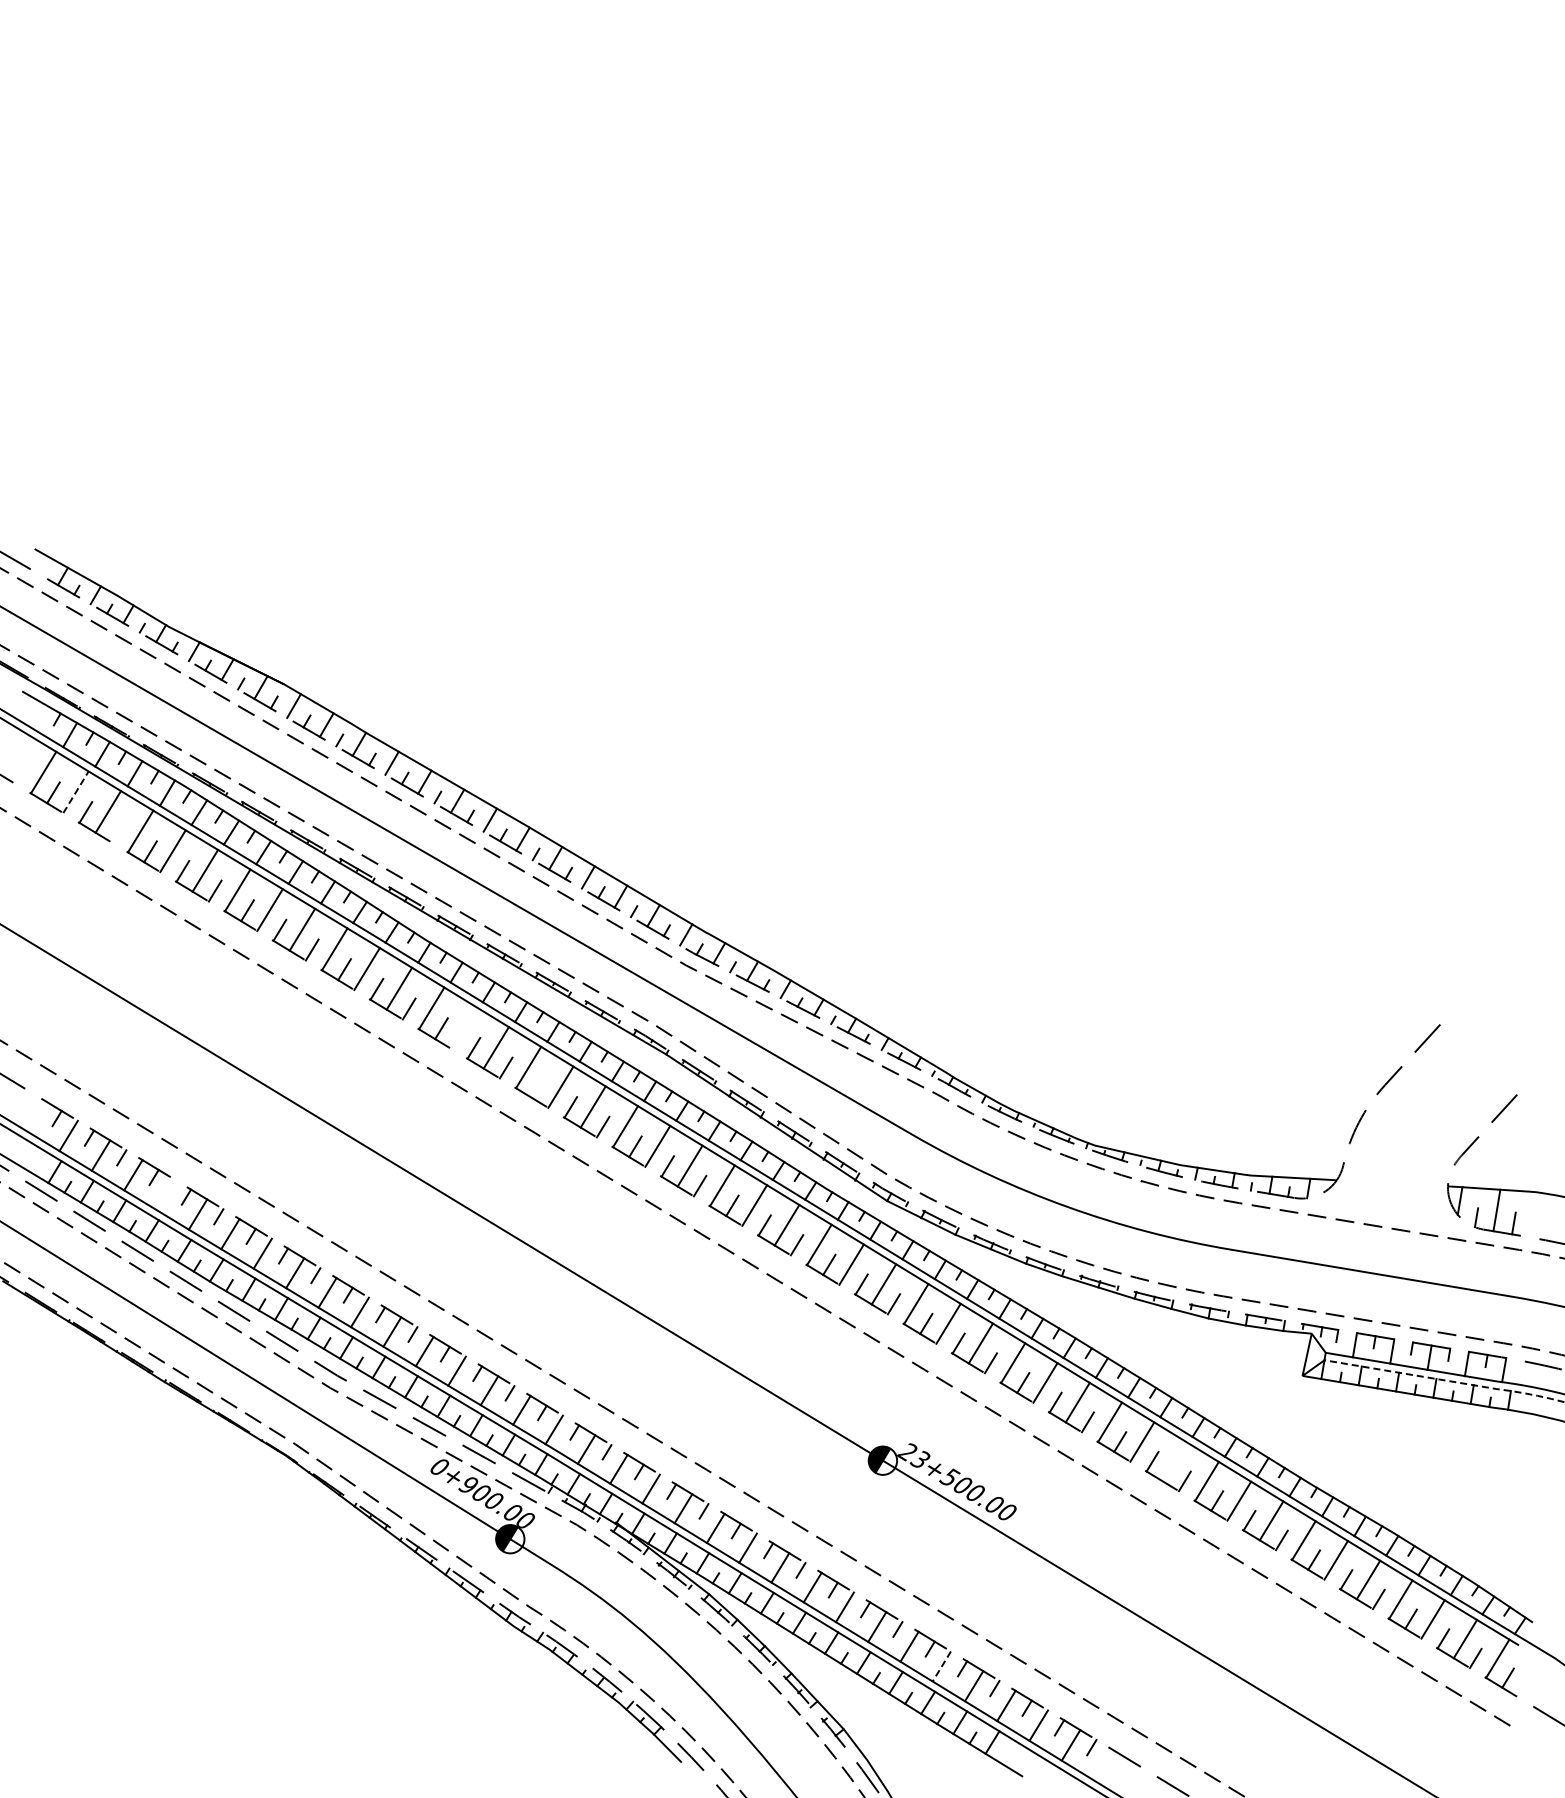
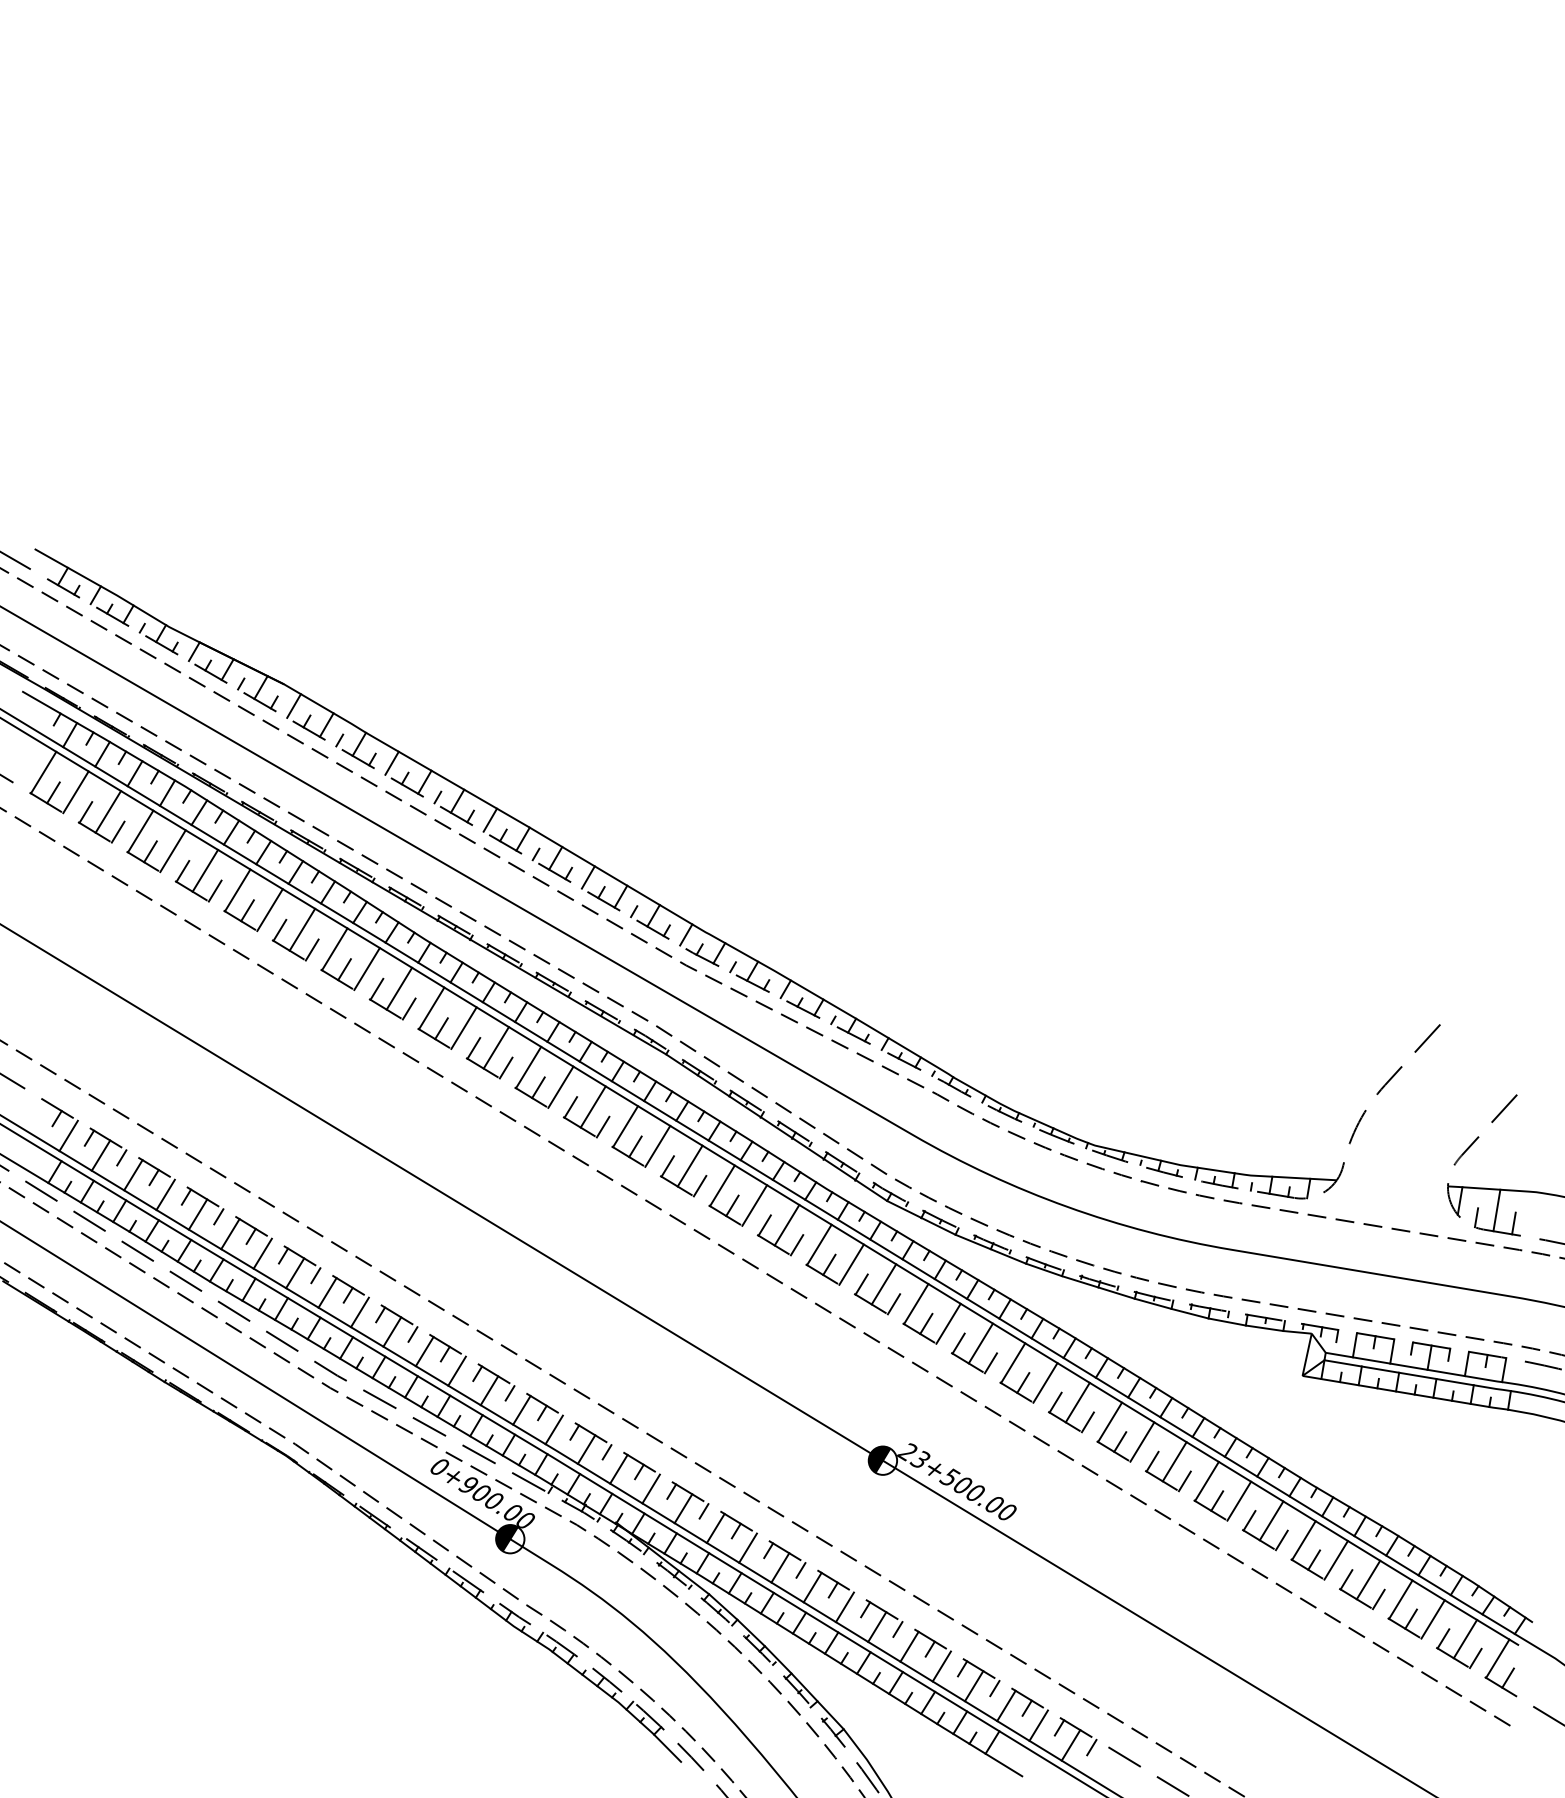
line: dashed -> solid (76, 791)
line: none -> present (117, 831)
line: none -> present (463, 1027)
line: none -> present (538, 1087)
line: none -> present (165, 1194)
line: dashed -> solid (1446, 1380)
line: none -> present (1174, 1461)
line: dashed -> solid (941, 1666)
